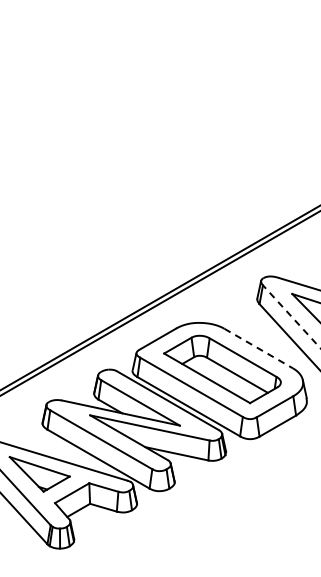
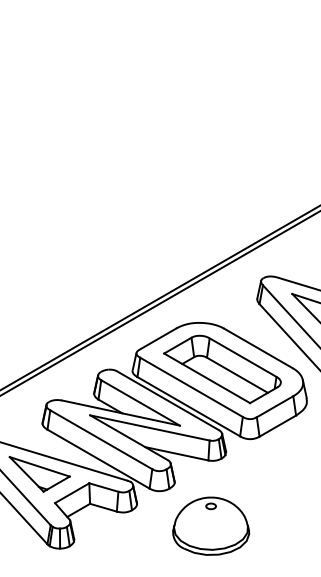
line: dashed -> solid (291, 316)
line: dashed -> solid (258, 348)
part: none -> present (211, 525)
